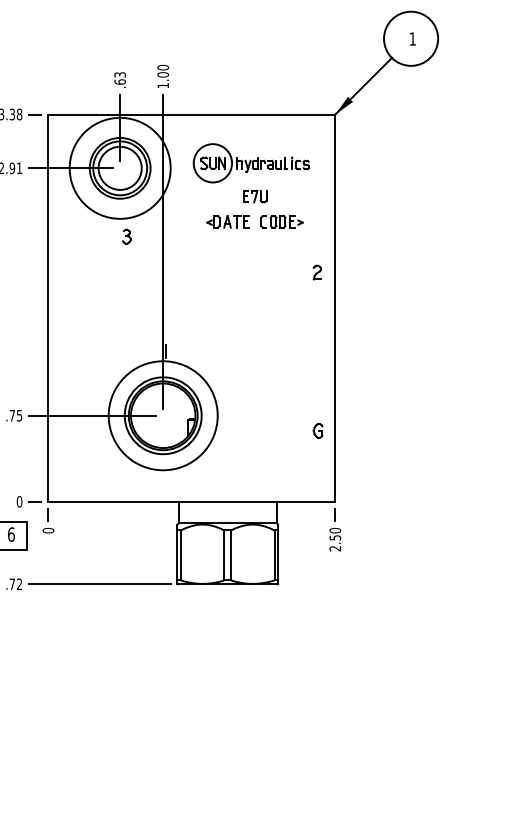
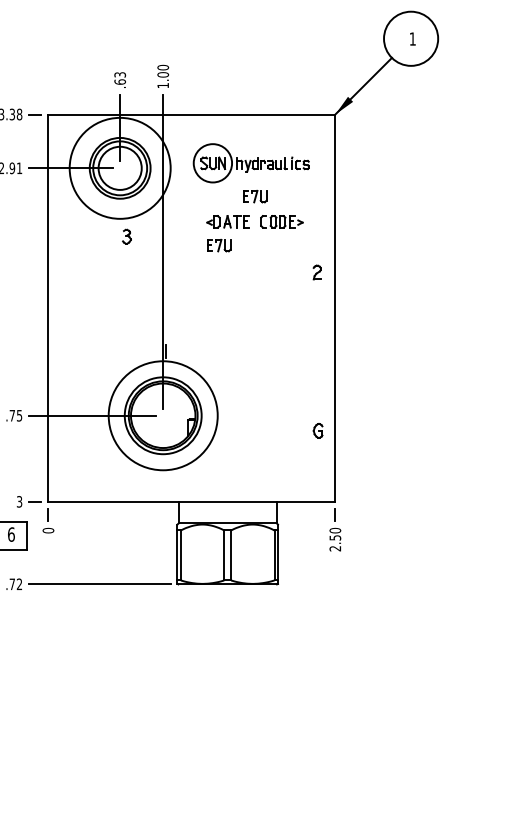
part: none -> present (219, 245)
text: 0 -> 3 (19, 501)
